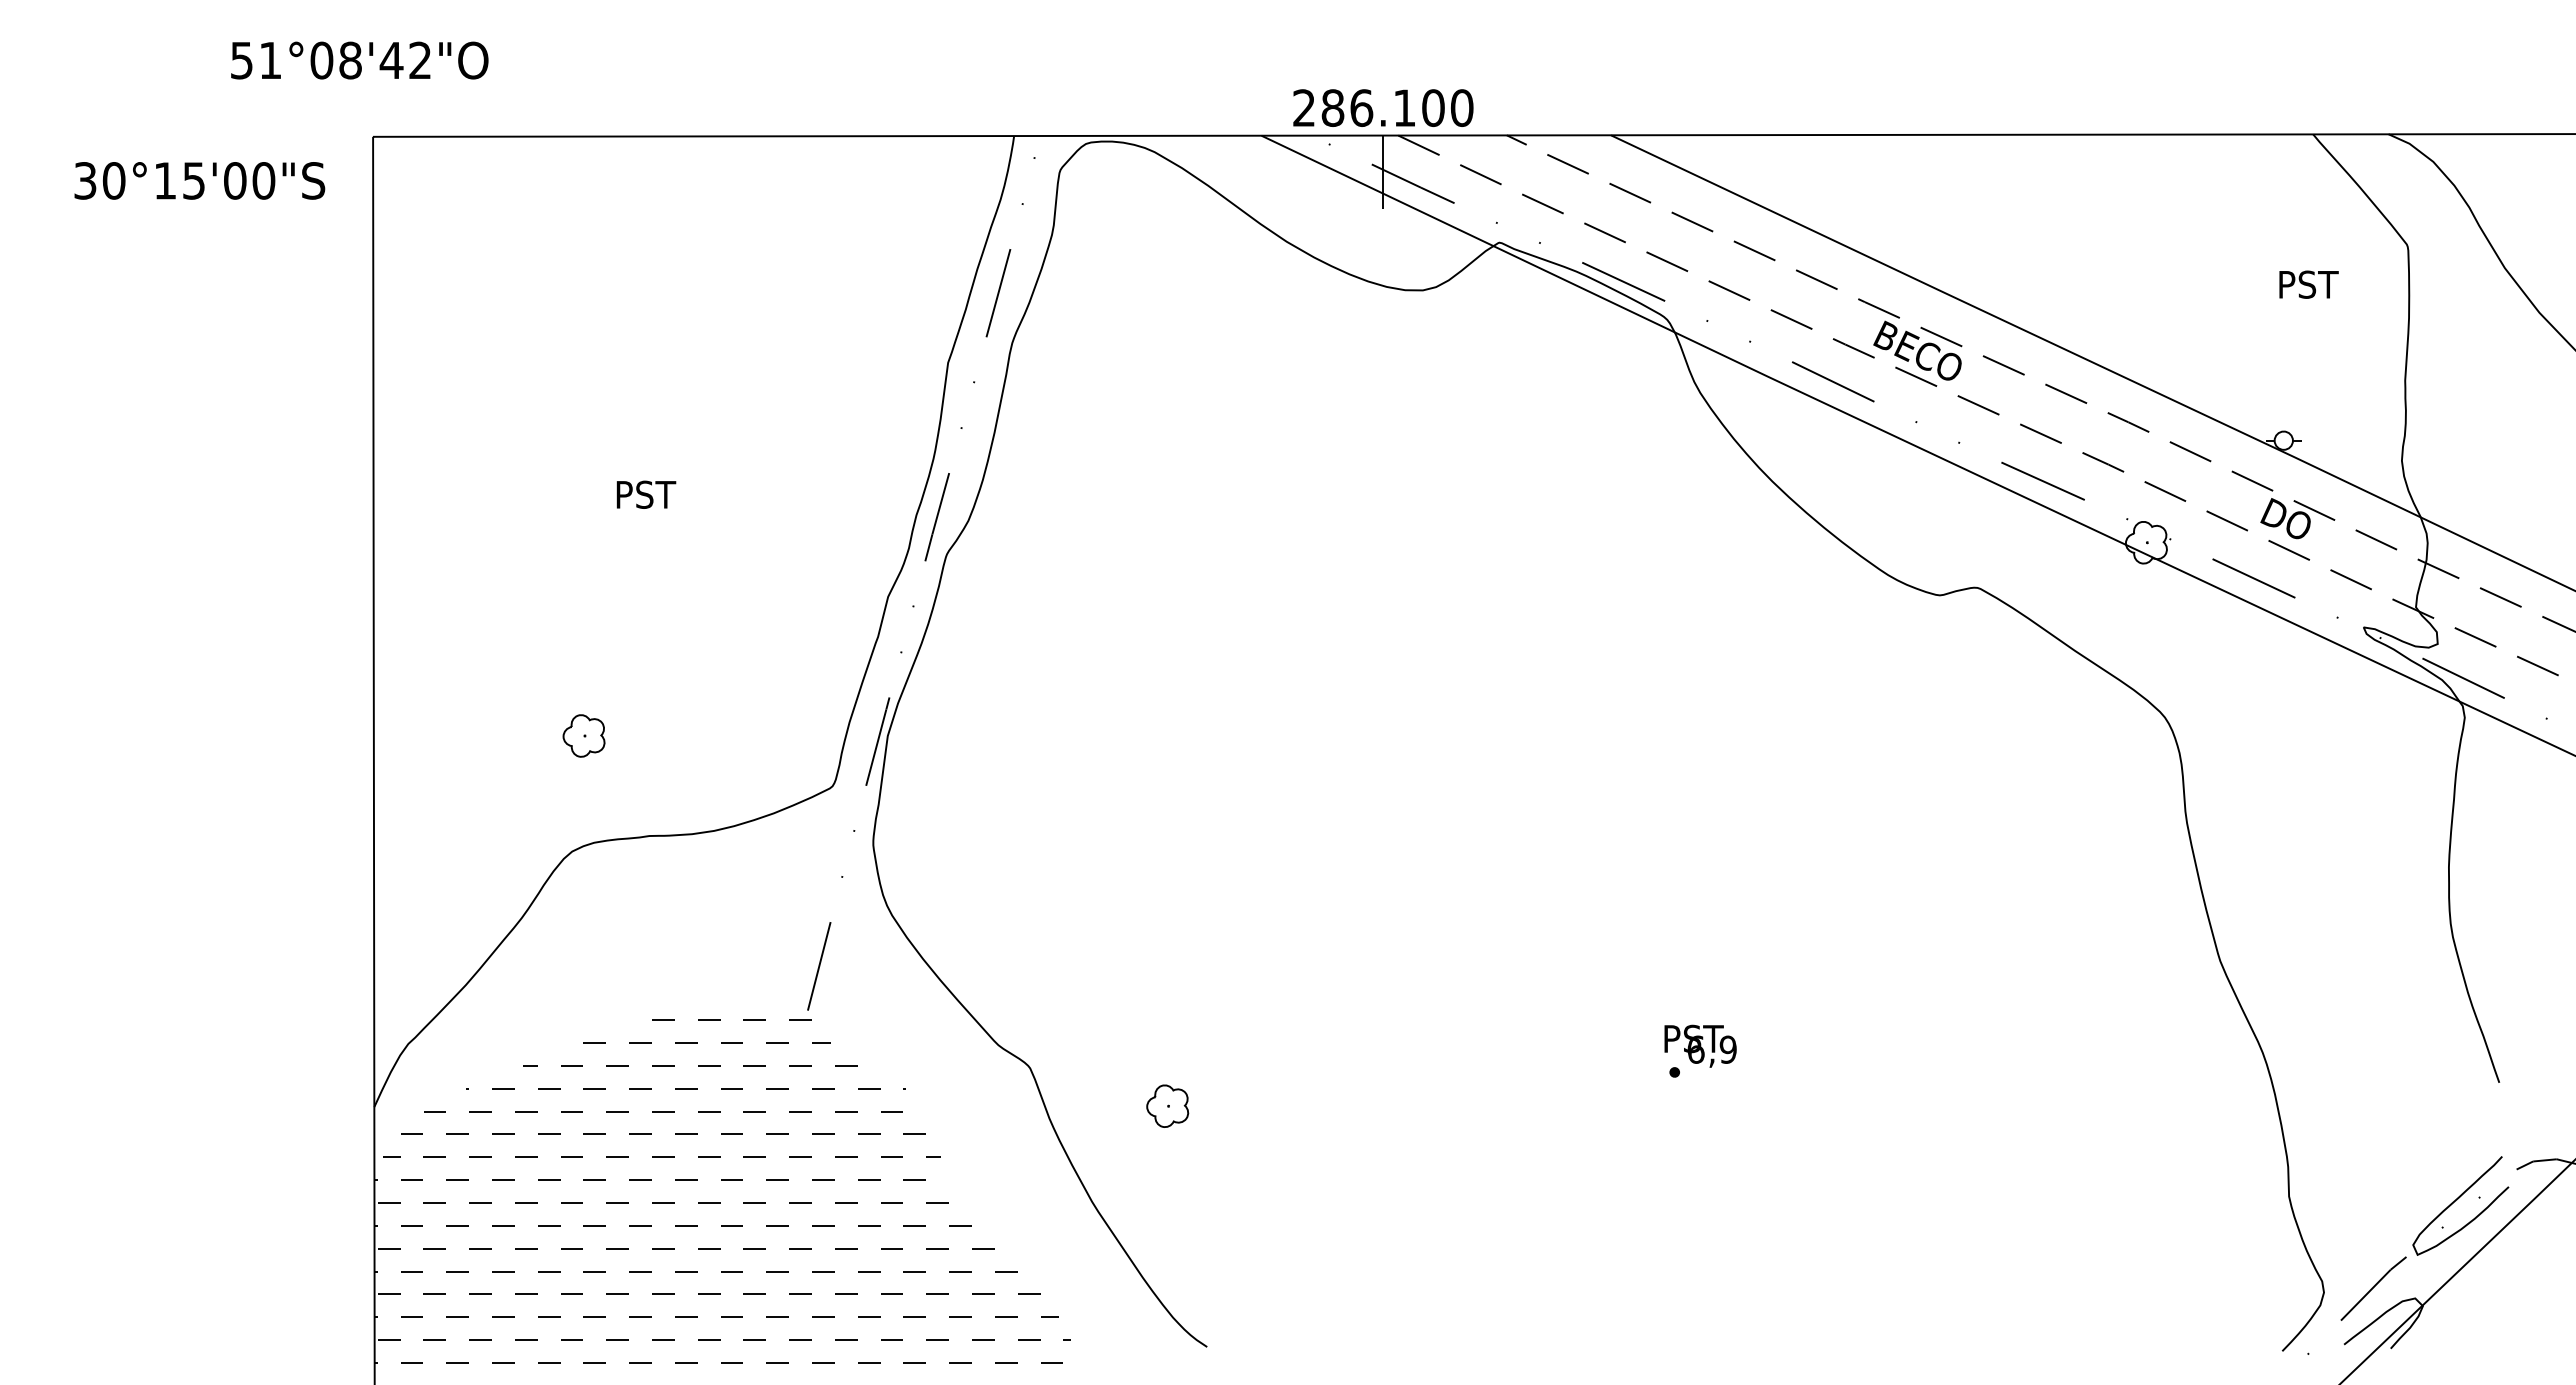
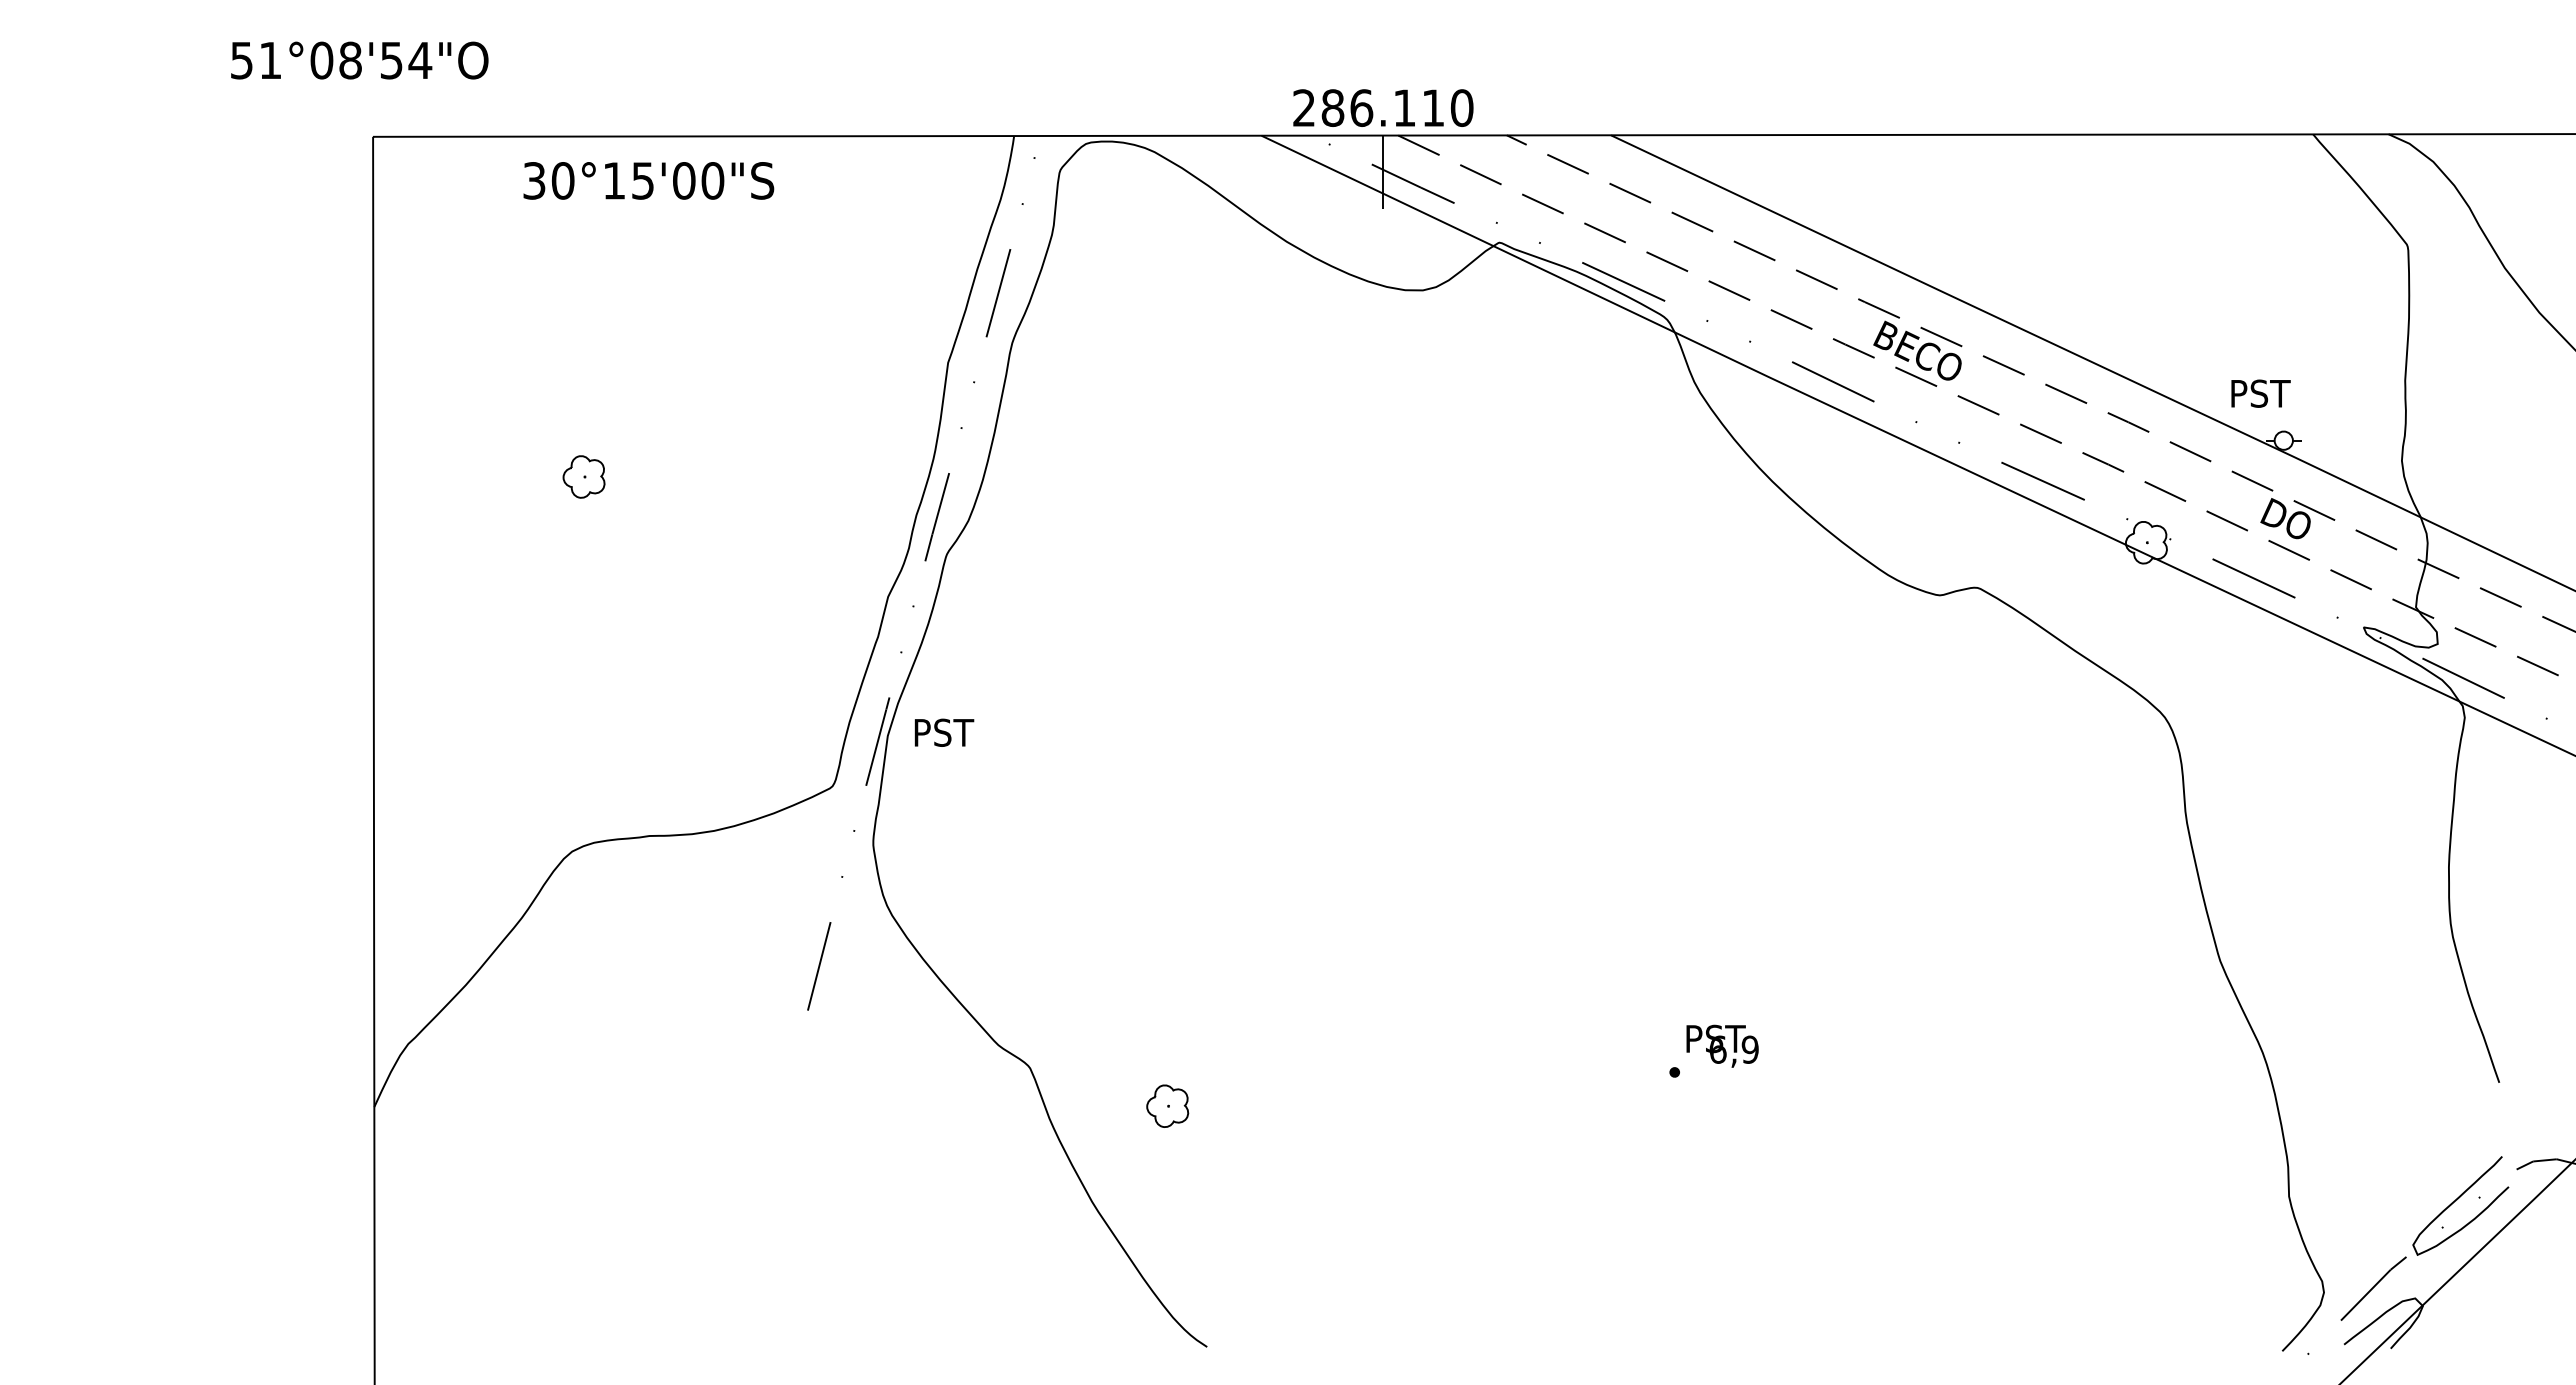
text: 51°08'42"O -> 51°08'54"O (405, 60)
text: 286.100 -> 286.110 (1433, 108)
text position: (199, 180) -> (648, 180) (648, 180)
text position: (2308, 284) -> (2260, 393) (2260, 393)
text position: (646, 494) -> (944, 732) (944, 732)
part position: (583, 735) -> (583, 476) (583, 476)
text position: (1700, 1045) -> (1722, 1045) (1722, 1045)
hatch: present -> none (722, 1191)
